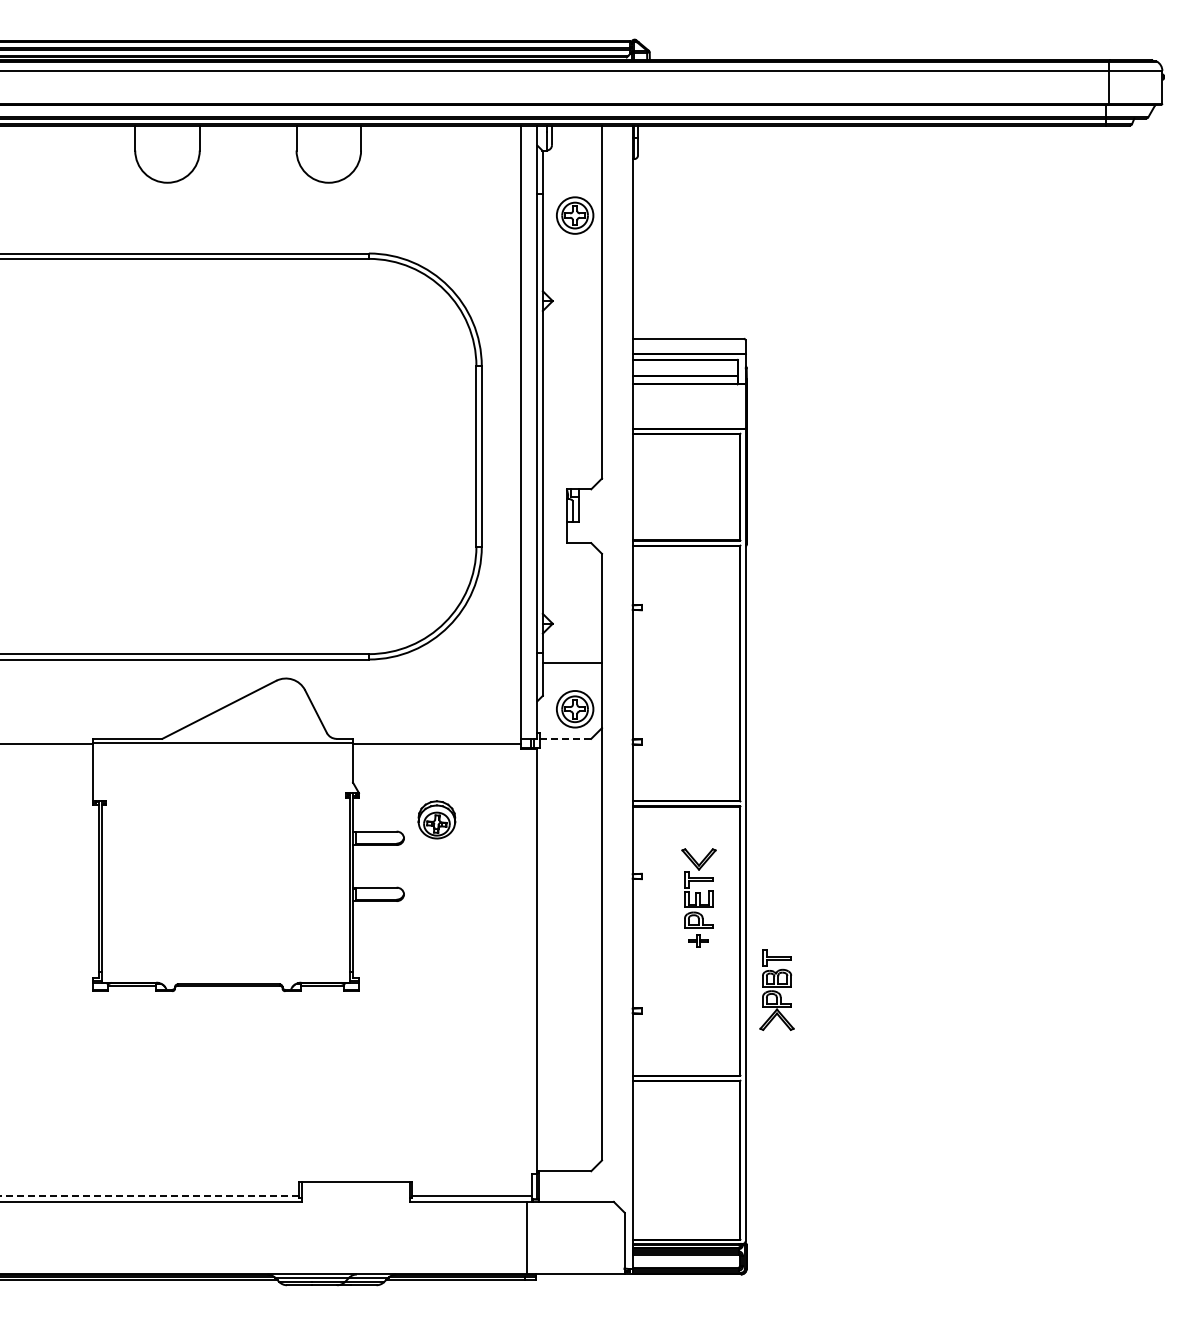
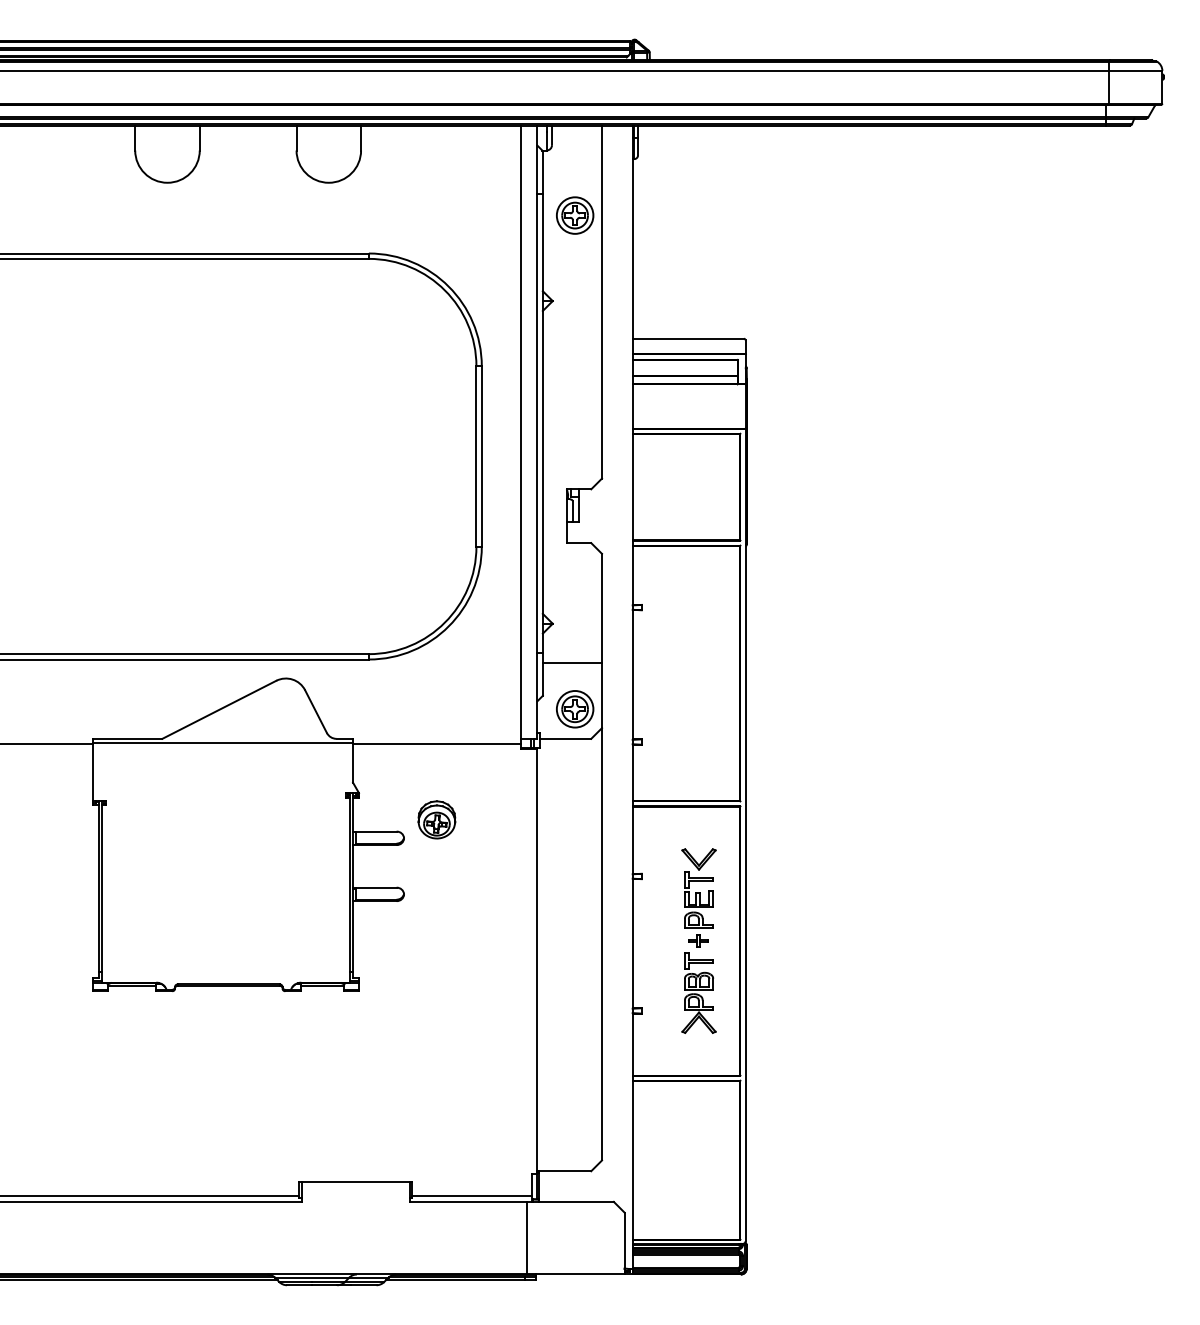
line: dashed -> solid (565, 738)
part position: (776, 989) -> (698, 992) (698, 992)
line: dashed -> solid (149, 1195)
